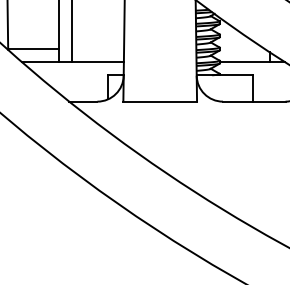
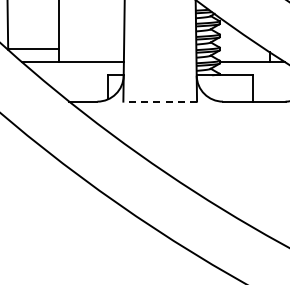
line: present -> none (72, 32)
line: solid -> dashed (160, 101)
